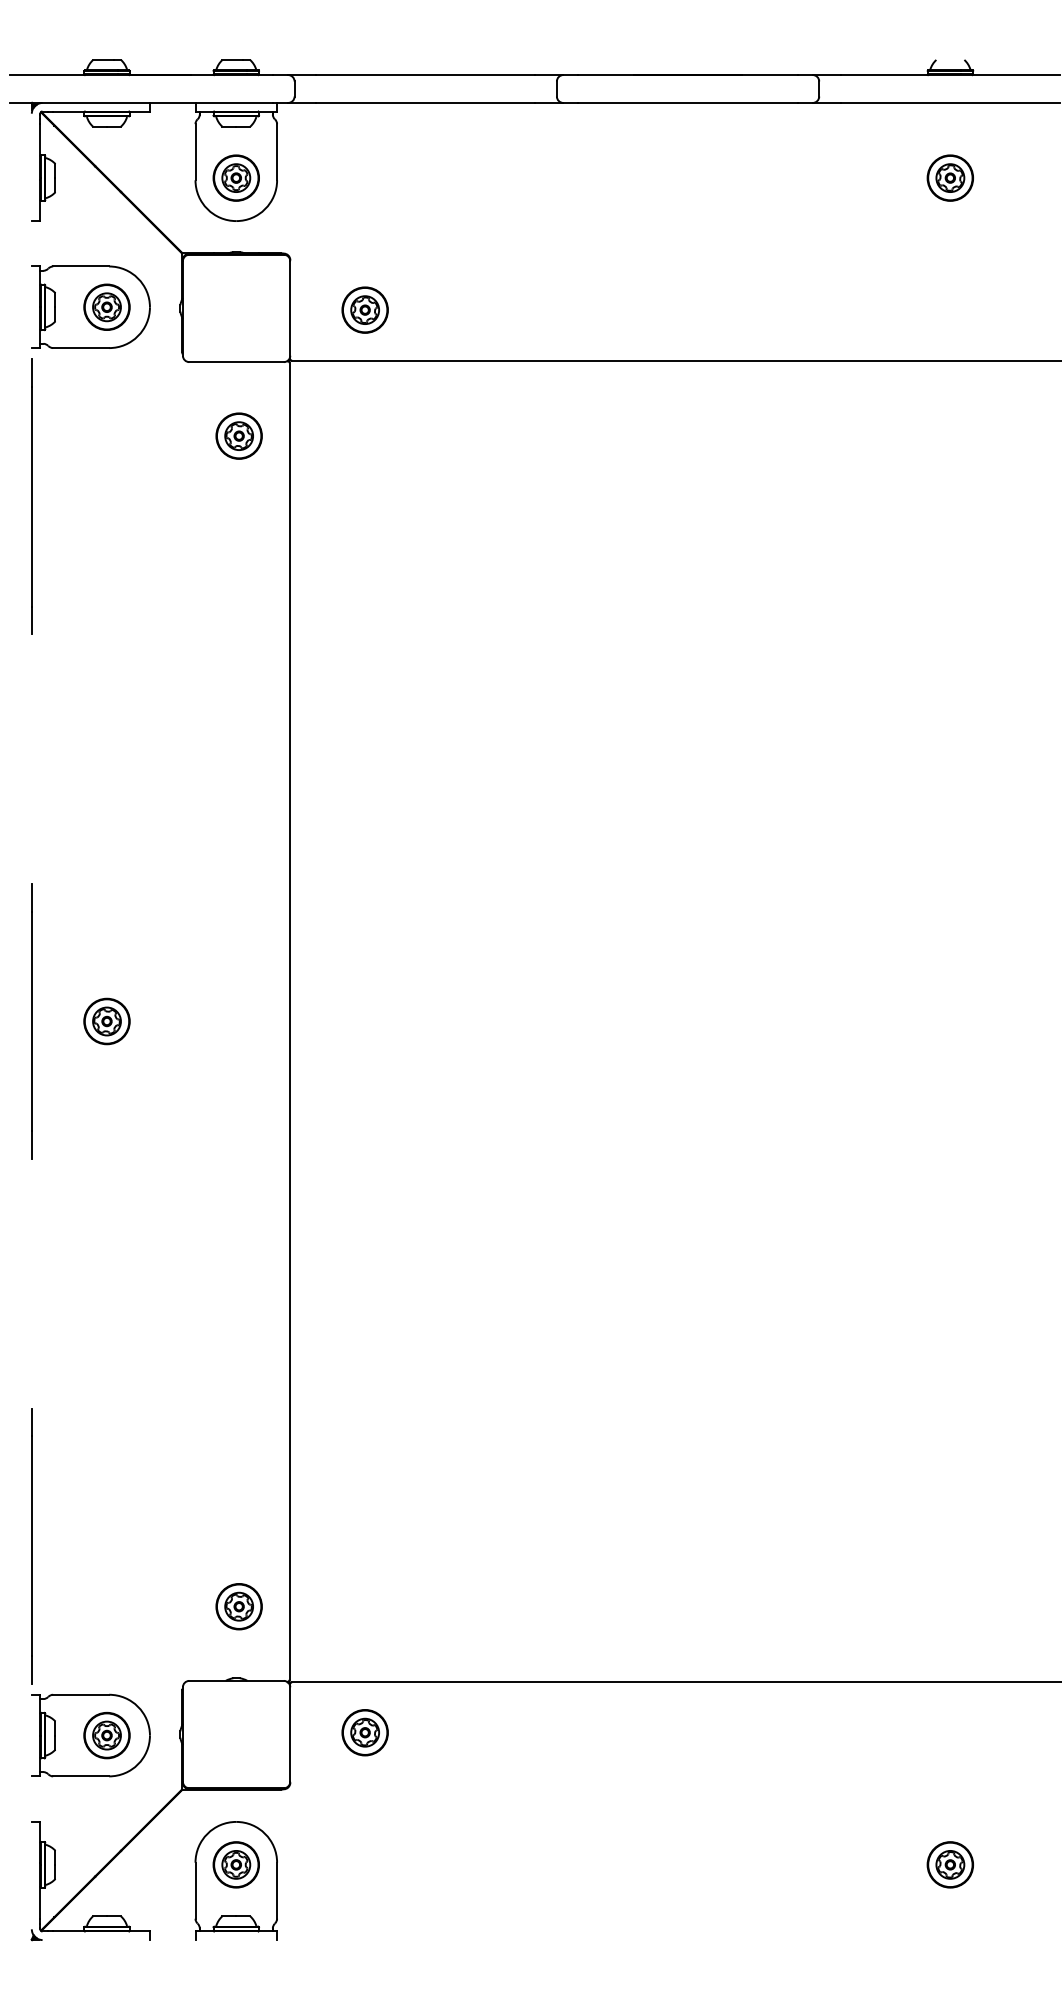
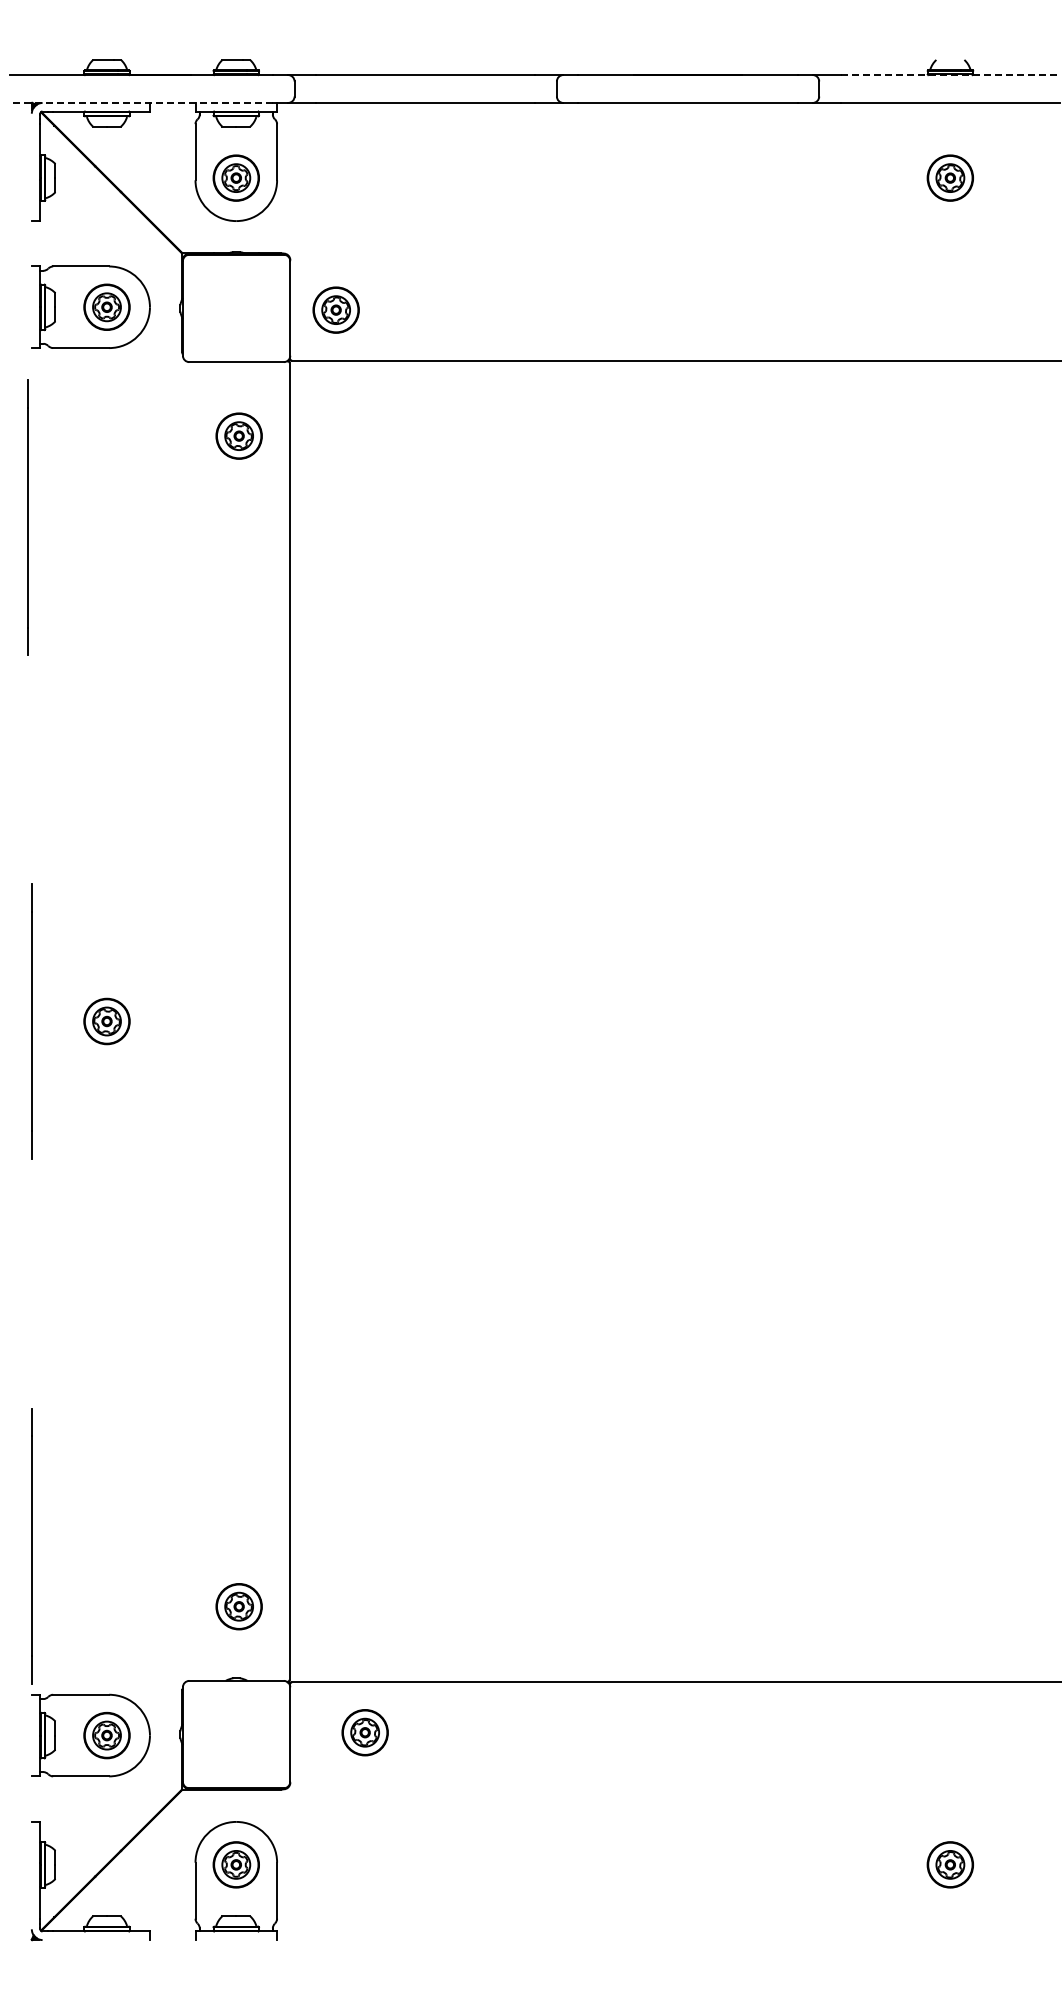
line: solid -> dashed (950, 75)
line: solid -> dashed (141, 102)
part position: (364, 309) -> (335, 309) (335, 309)
line position: (31, 496) -> (27, 517) (27, 517)
